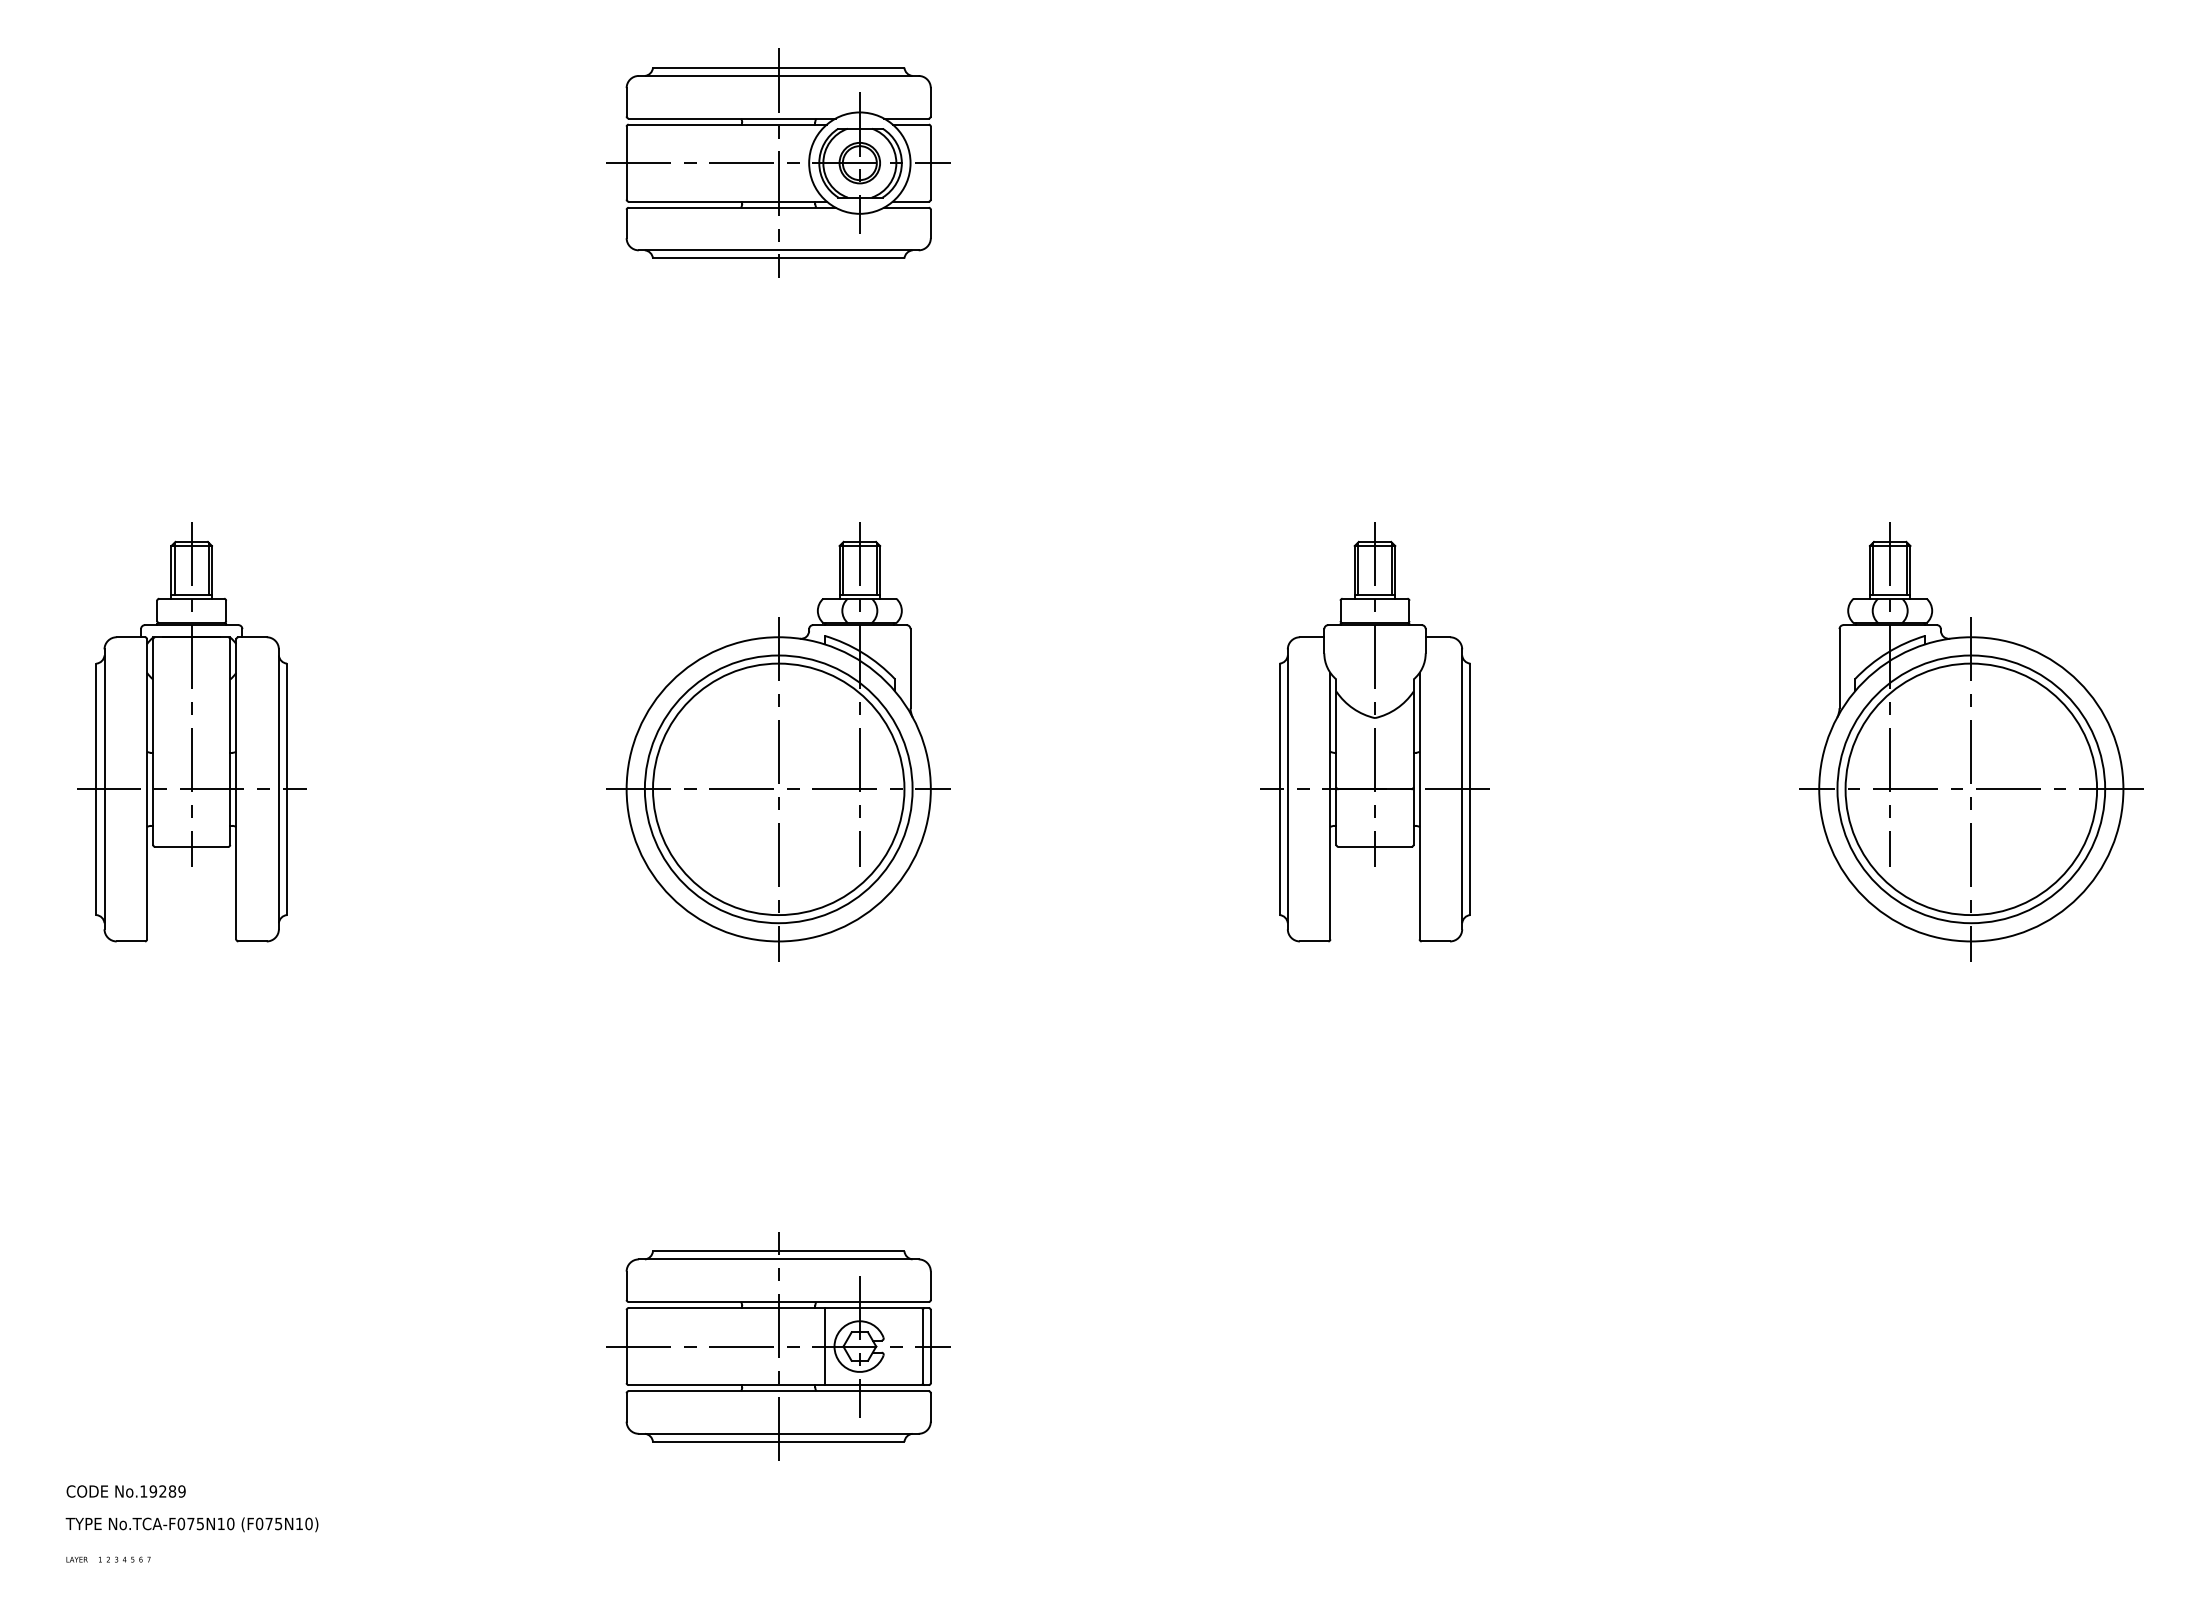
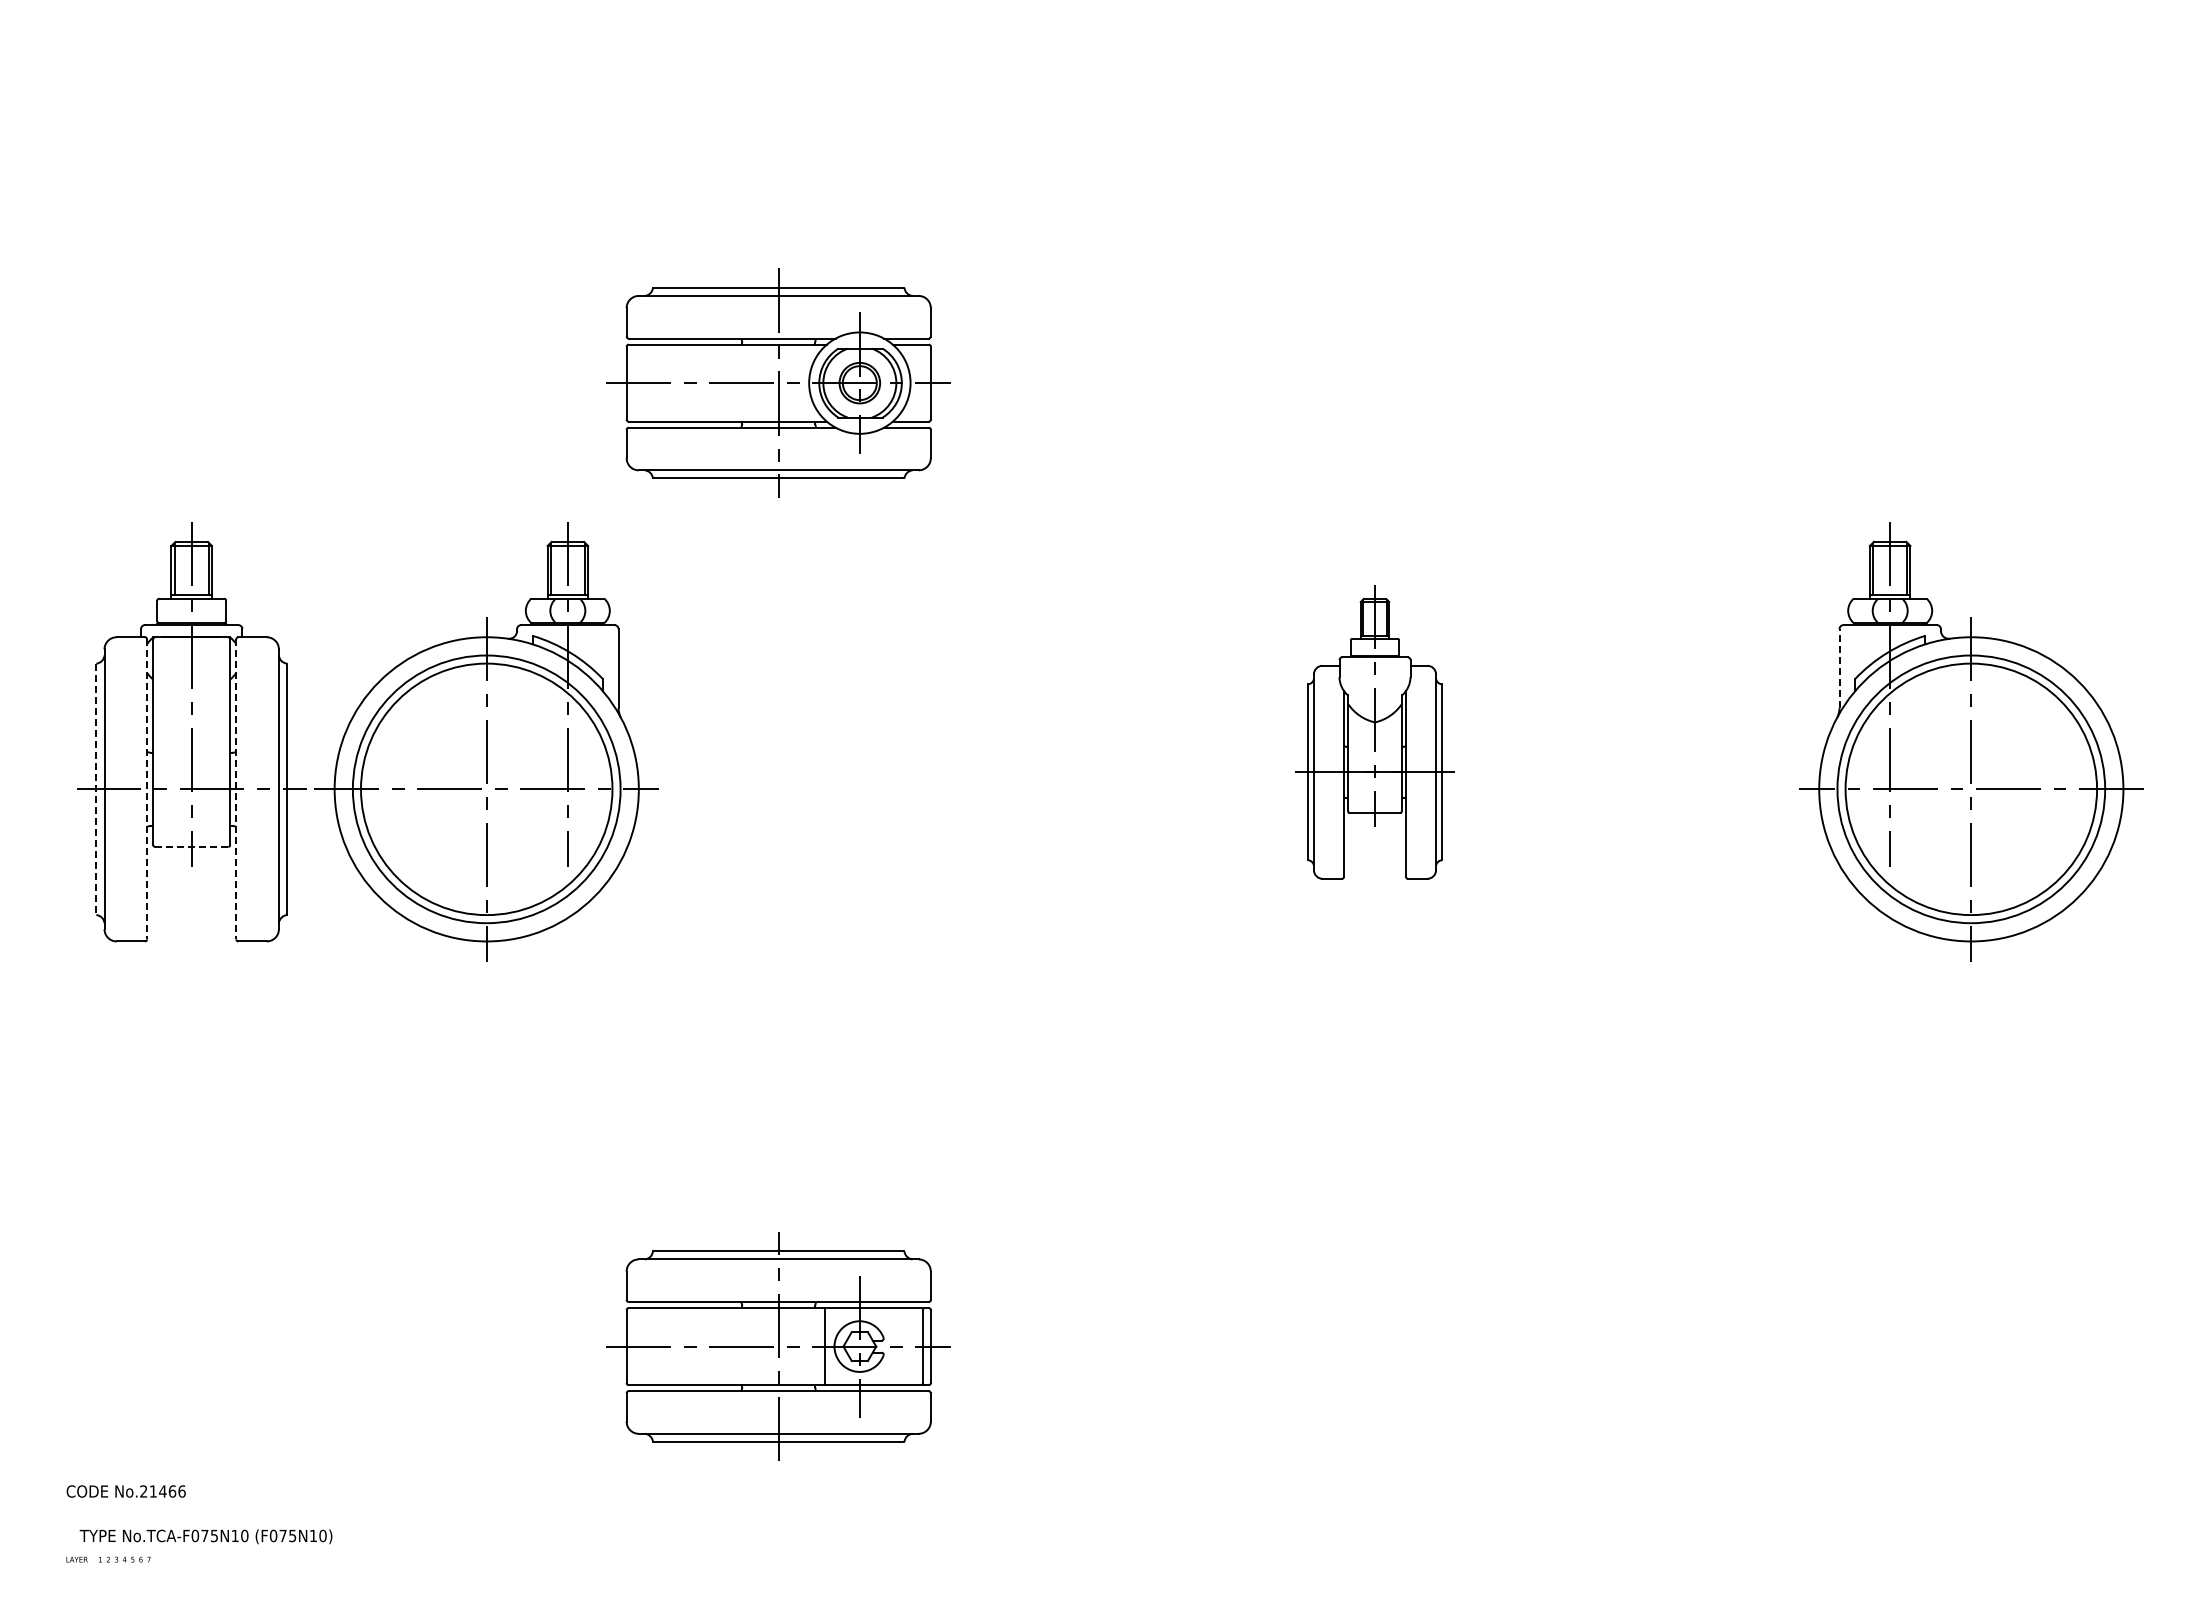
part position: (778, 162) -> (778, 382) (778, 382)
line: solid -> dashed (1839, 668)
part size: 230x421 px -> 160x295 px (1374, 732)
part position: (778, 741) -> (486, 741) (486, 741)
line: solid -> dashed (96, 789)
line: solid -> dashed (147, 789)
line: solid -> dashed (236, 789)
line: solid -> dashed (191, 846)
text: No.19289 -> No.21466 (162, 1491)
text position: (191, 1524) -> (205, 1536) (205, 1536)
